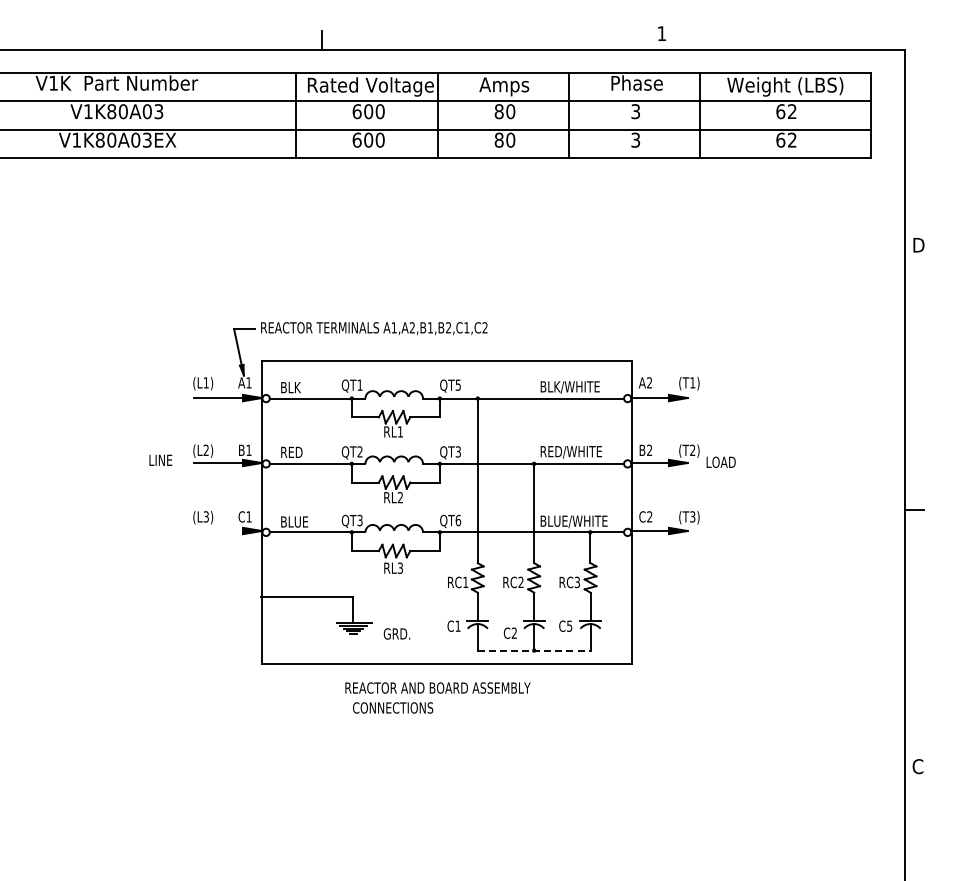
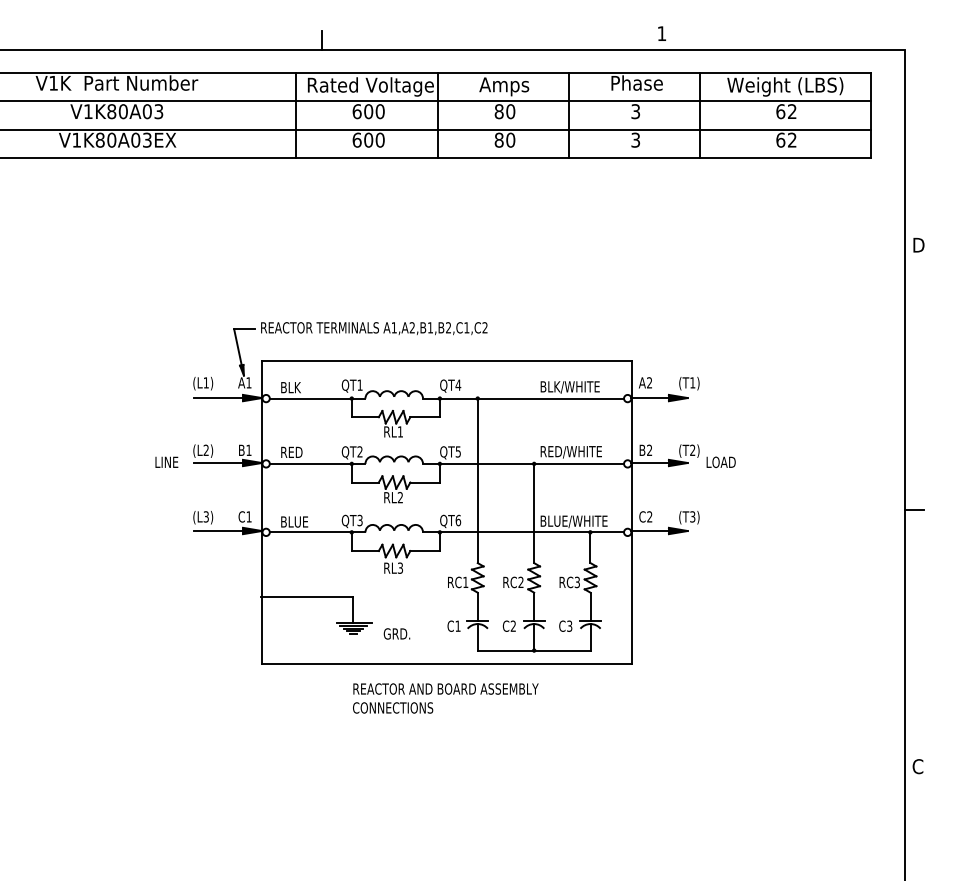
text: QT5 -> QT4 (458, 384)
text: QT3 -> QT5 (458, 451)
text position: (160, 459) -> (166, 461) (166, 461)
line: none -> present (218, 531)
text: C5 -> C3 (569, 625)
text position: (509, 632) -> (508, 625) (508, 625)
line: dashed -> solid (534, 650)
text position: (437, 687) -> (445, 688) (445, 688)
